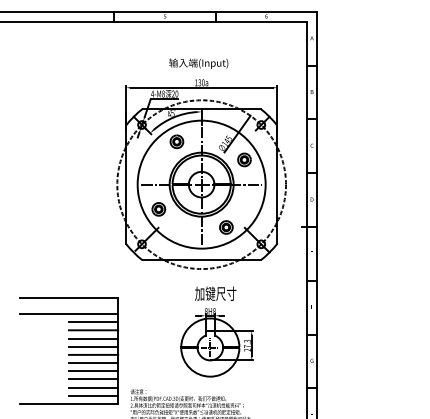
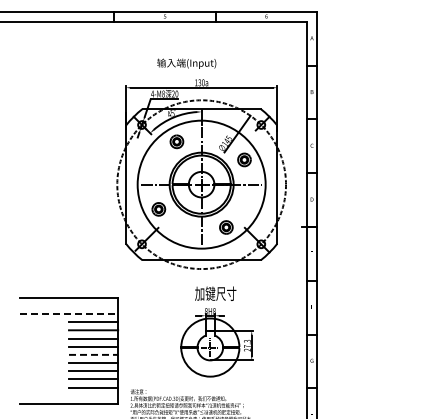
text position: (198, 63) -> (186, 63) (186, 63)
line: solid -> dashed (69, 313)
line: solid -> dashed (93, 354)
line: present -> none (93, 395)
